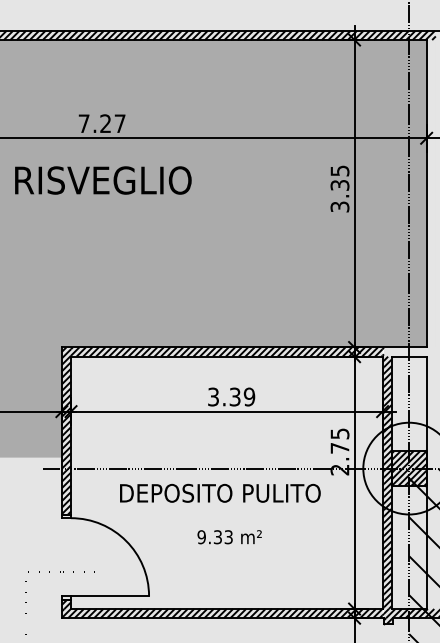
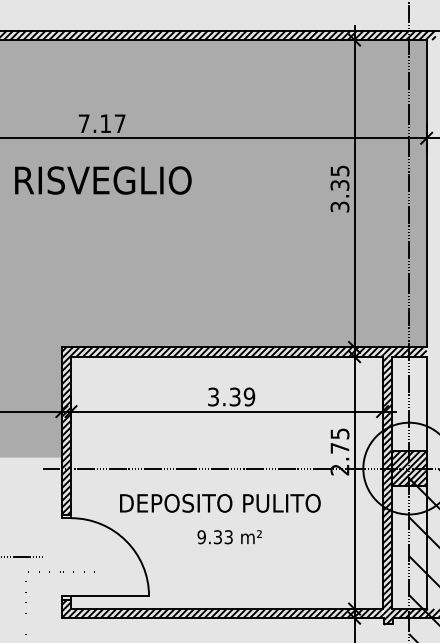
text: 7.27 -> 7.17 (105, 123)
hatch: none -> present (404, 351)
text position: (220, 492) -> (220, 502) (220, 502)
line: none -> present (22, 556)
